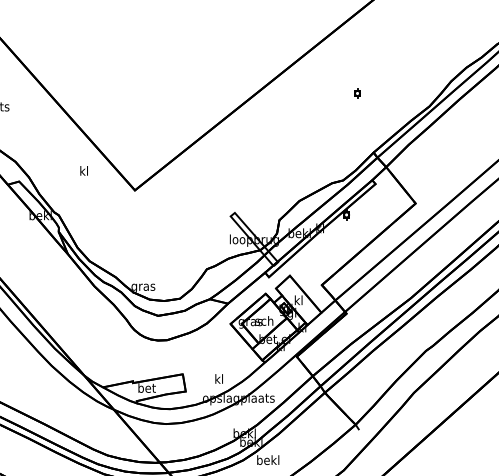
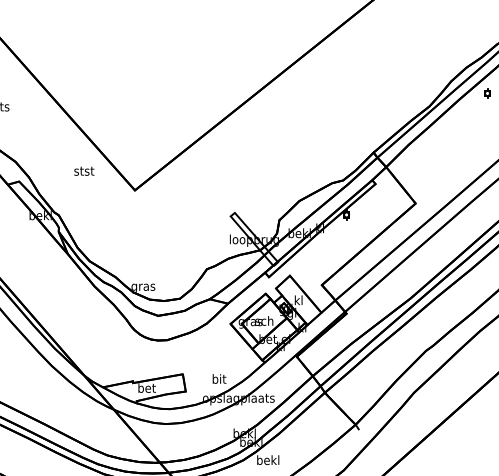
part position: (357, 93) -> (487, 93) (487, 93)
text: kl -> stst (84, 170)
text: kl -> bit (219, 378)
